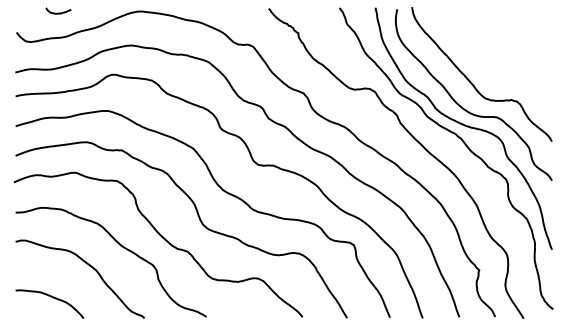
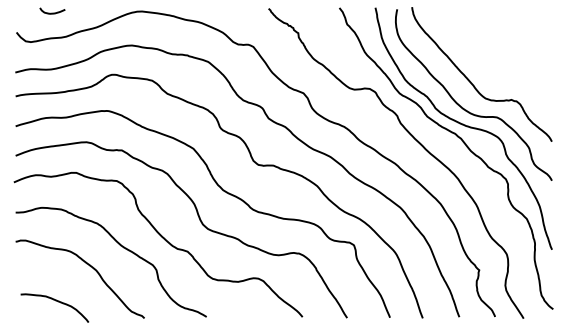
curve position: (58, 12) -> (52, 12) (52, 12)
curve position: (50, 297) -> (55, 301) (55, 301)
